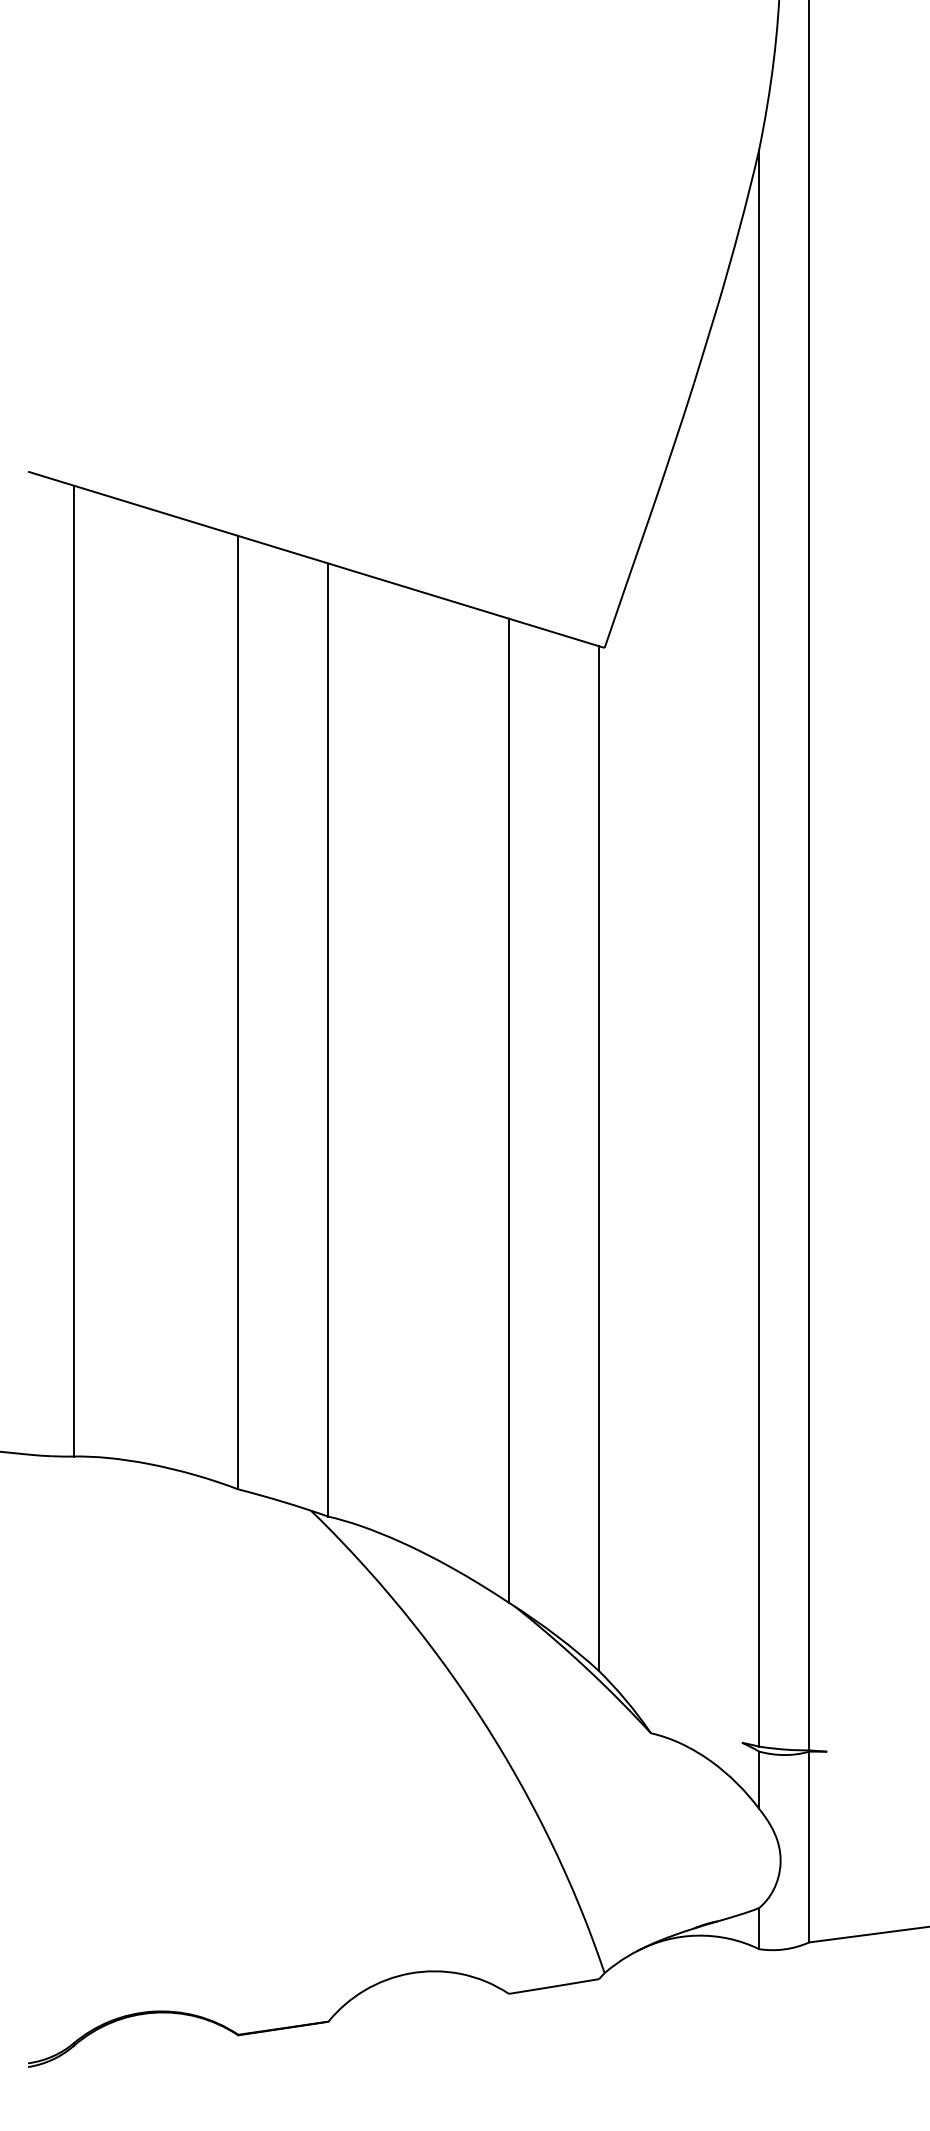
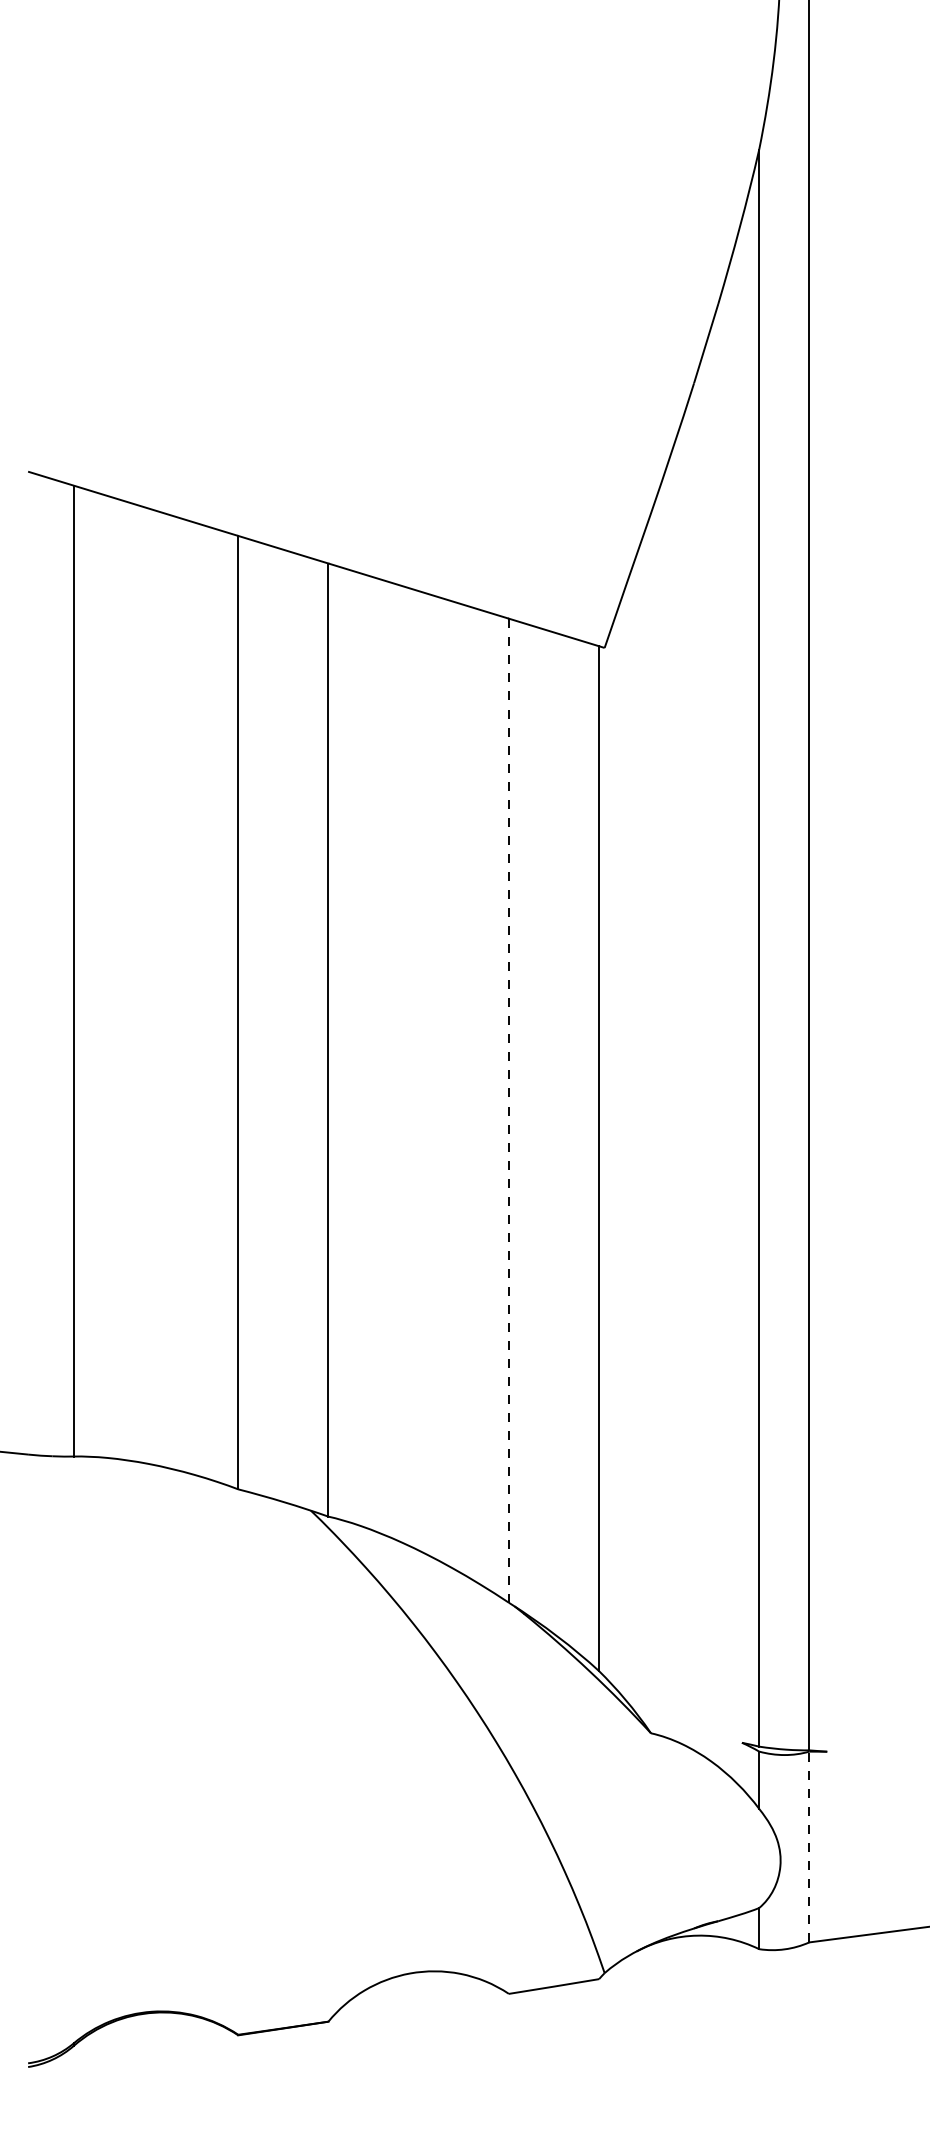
line: solid -> dashed (508, 1110)
line: solid -> dashed (809, 1846)
